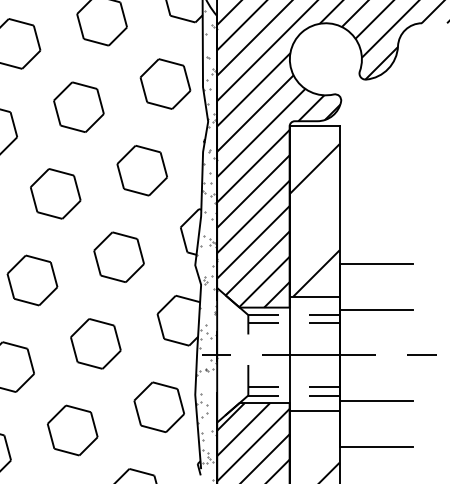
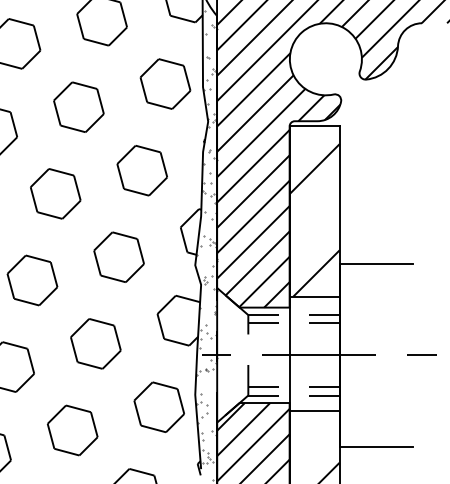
line: present -> none (376, 309)
line: present -> none (376, 401)
